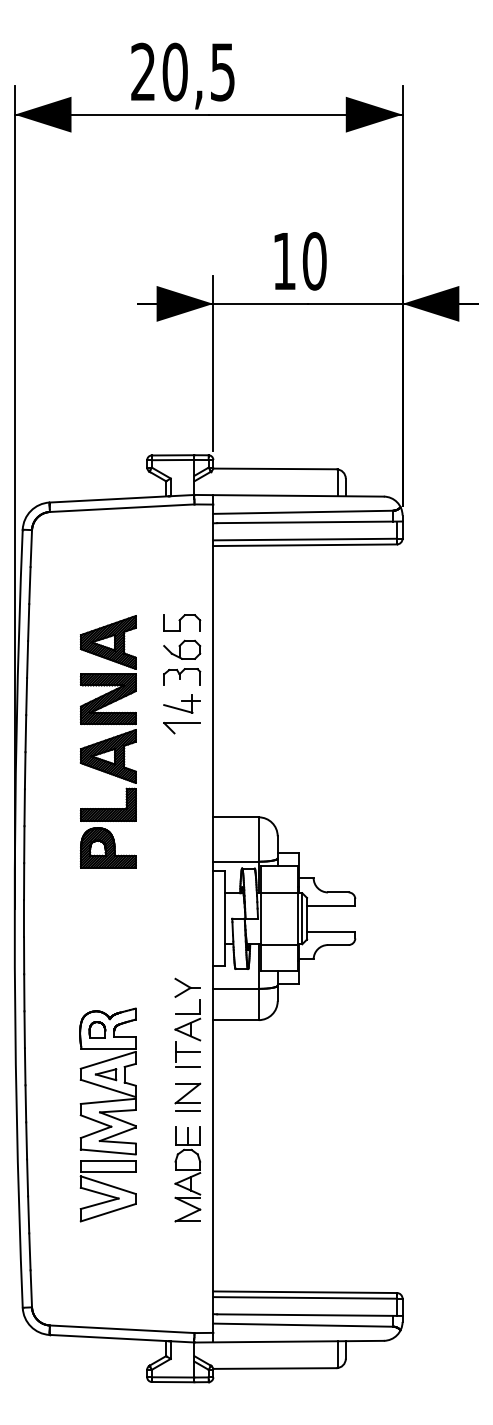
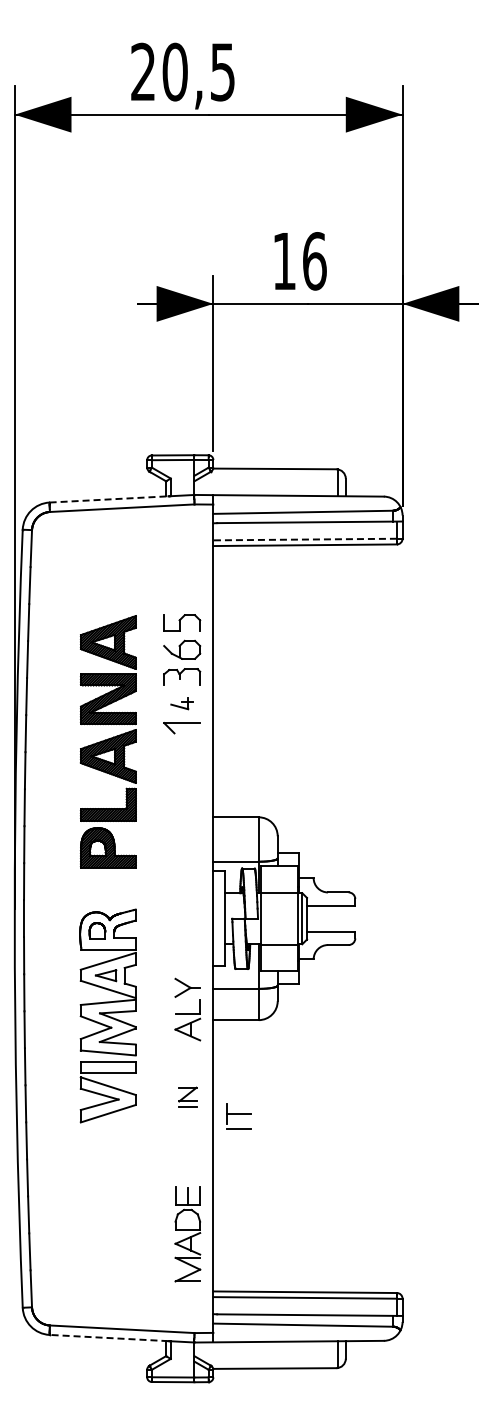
text: 10 -> 16 (314, 261)
line: solid -> dashed (109, 499)
line: solid -> dashed (305, 539)
part size: 38x20 px -> 24x14 px (181, 703)
part position: (187, 1054) -> (238, 1116) (238, 1116)
part size: 28x30 px -> 20x22 px (187, 1096)
part position: (107, 1114) -> (107, 1015) (107, 1015)
part position: (187, 1174) -> (187, 1234) (187, 1234)
line: solid -> dashed (108, 1338)
